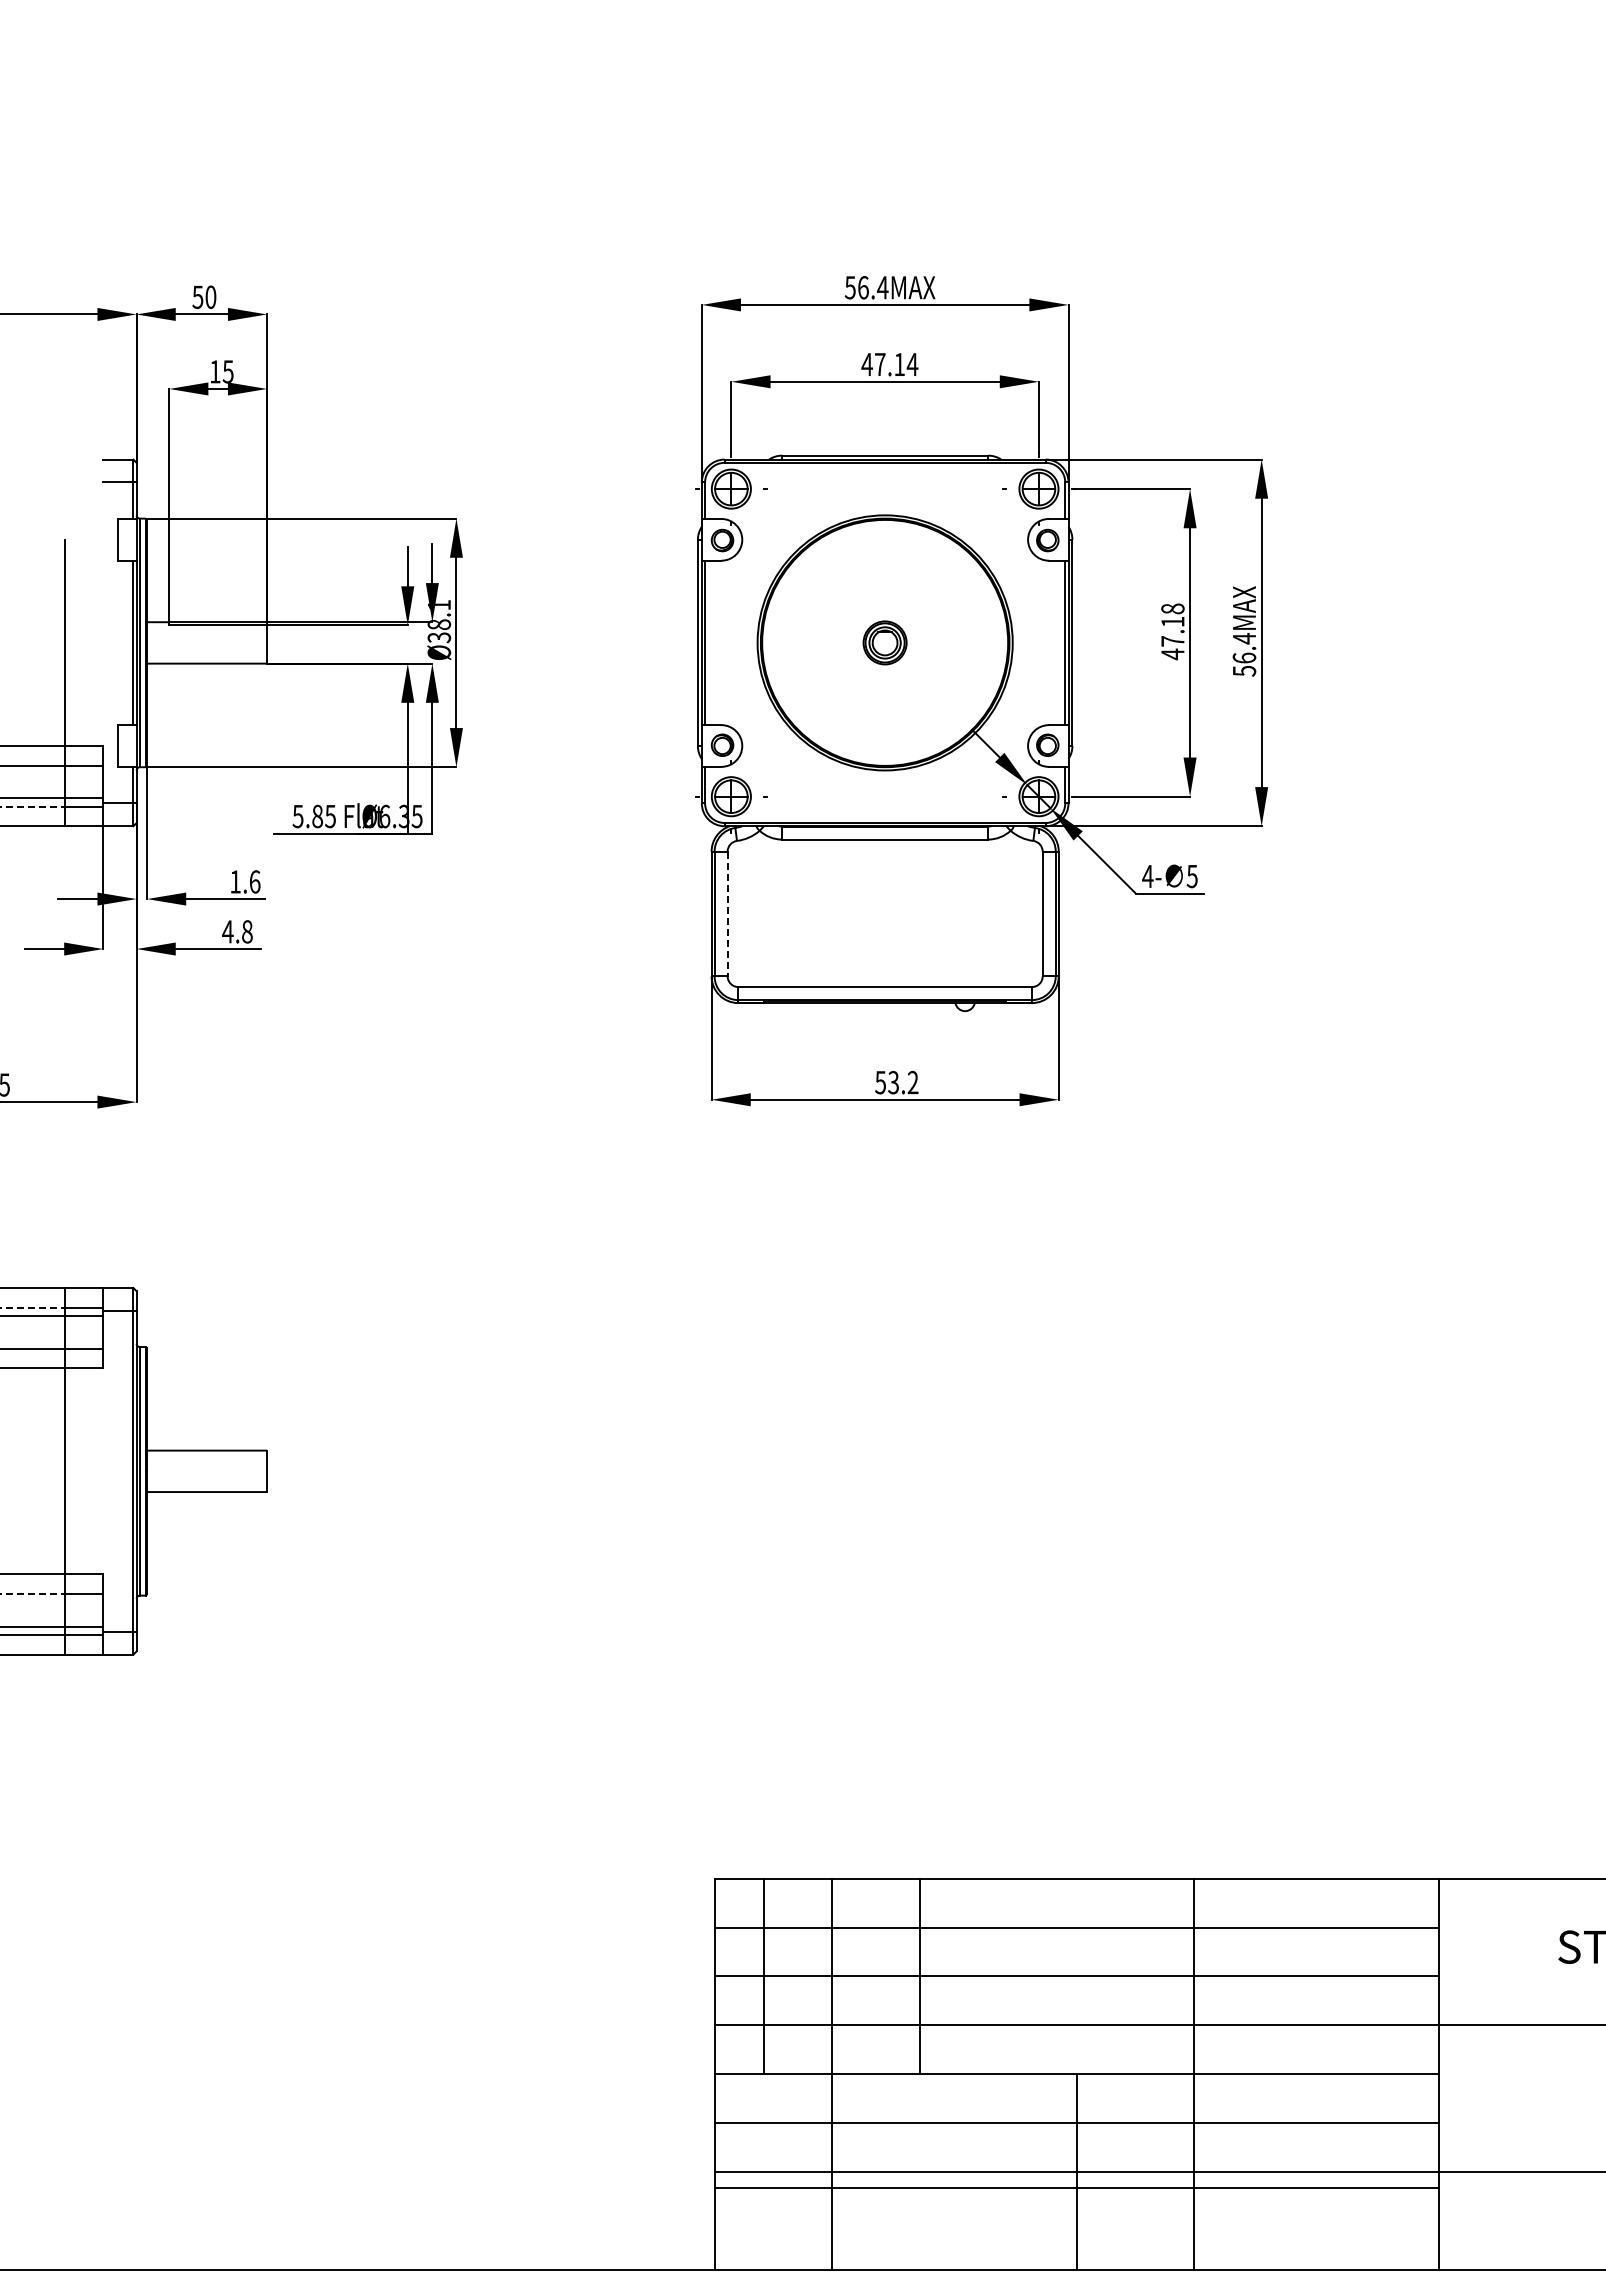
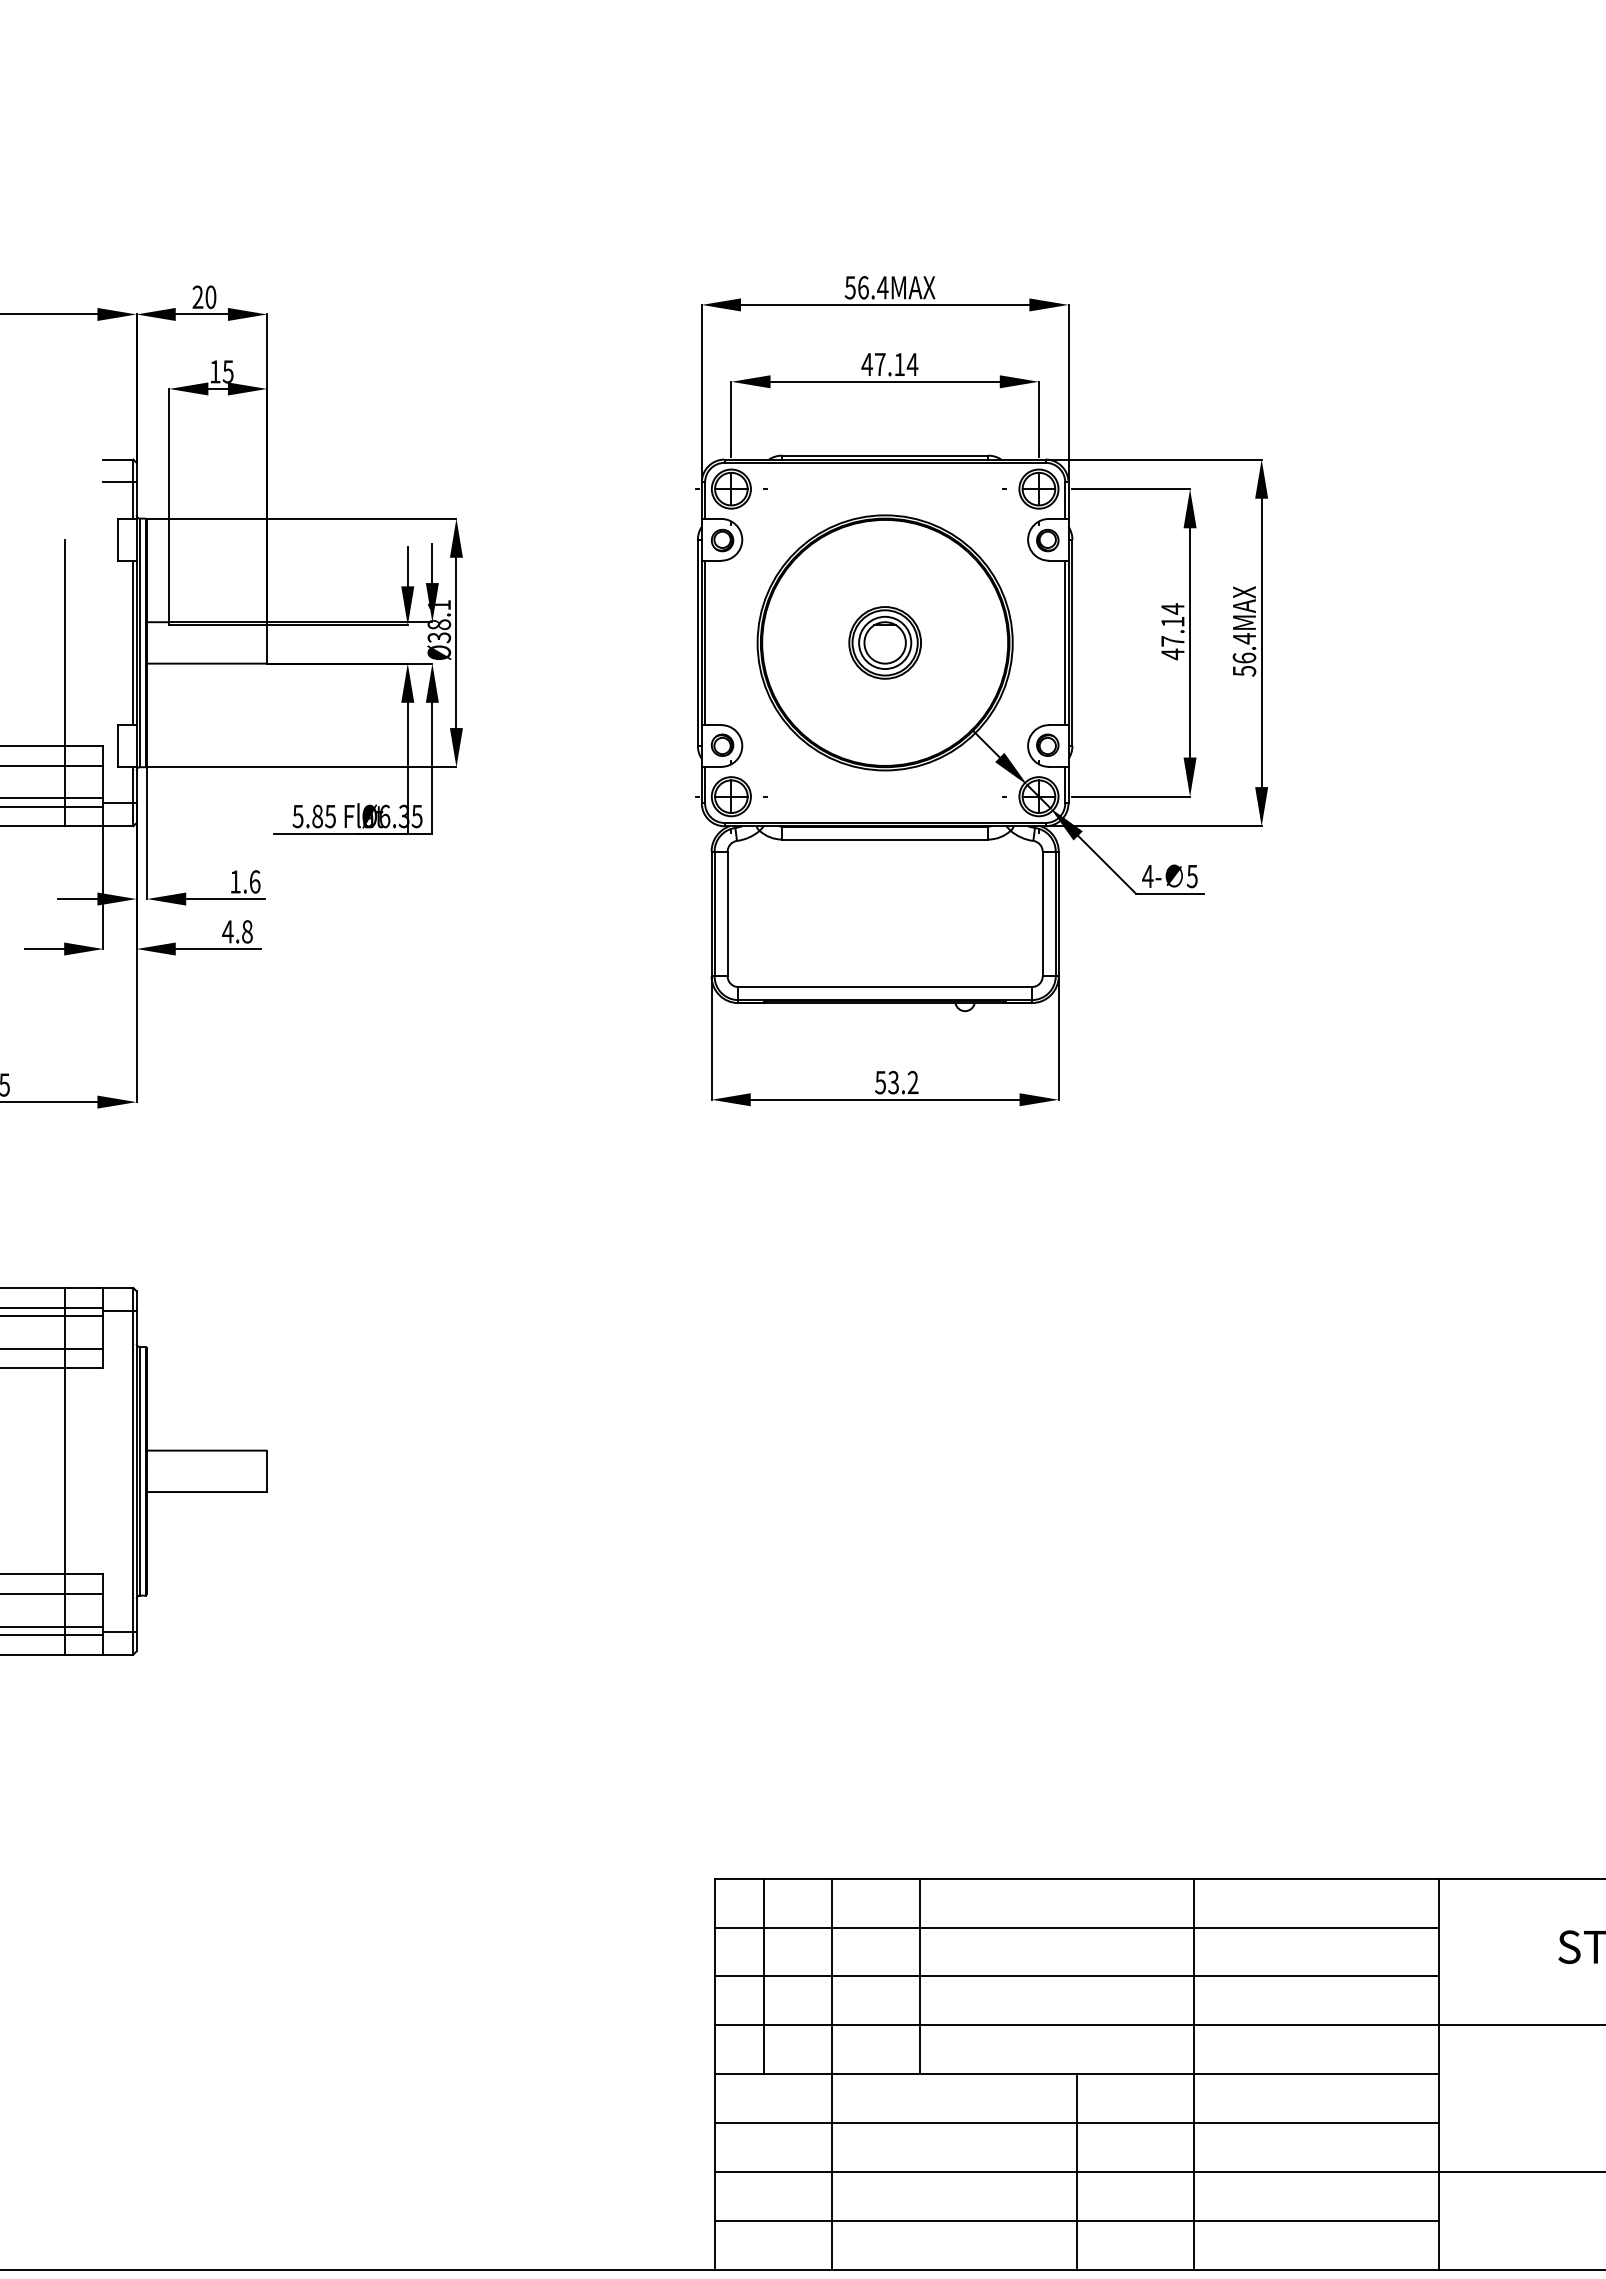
text: 50 -> 20 (197, 297)
text: 47.18 -> 47.14 (1172, 608)
part size: 46x46 px -> 74x74 px (884, 642)
line: dashed -> solid (32, 806)
line: dashed -> solid (727, 914)
line: dashed -> solid (32, 1307)
line: dashed -> solid (32, 1594)
line position: (1076, 2188) -> (1076, 2221) (1076, 2221)
